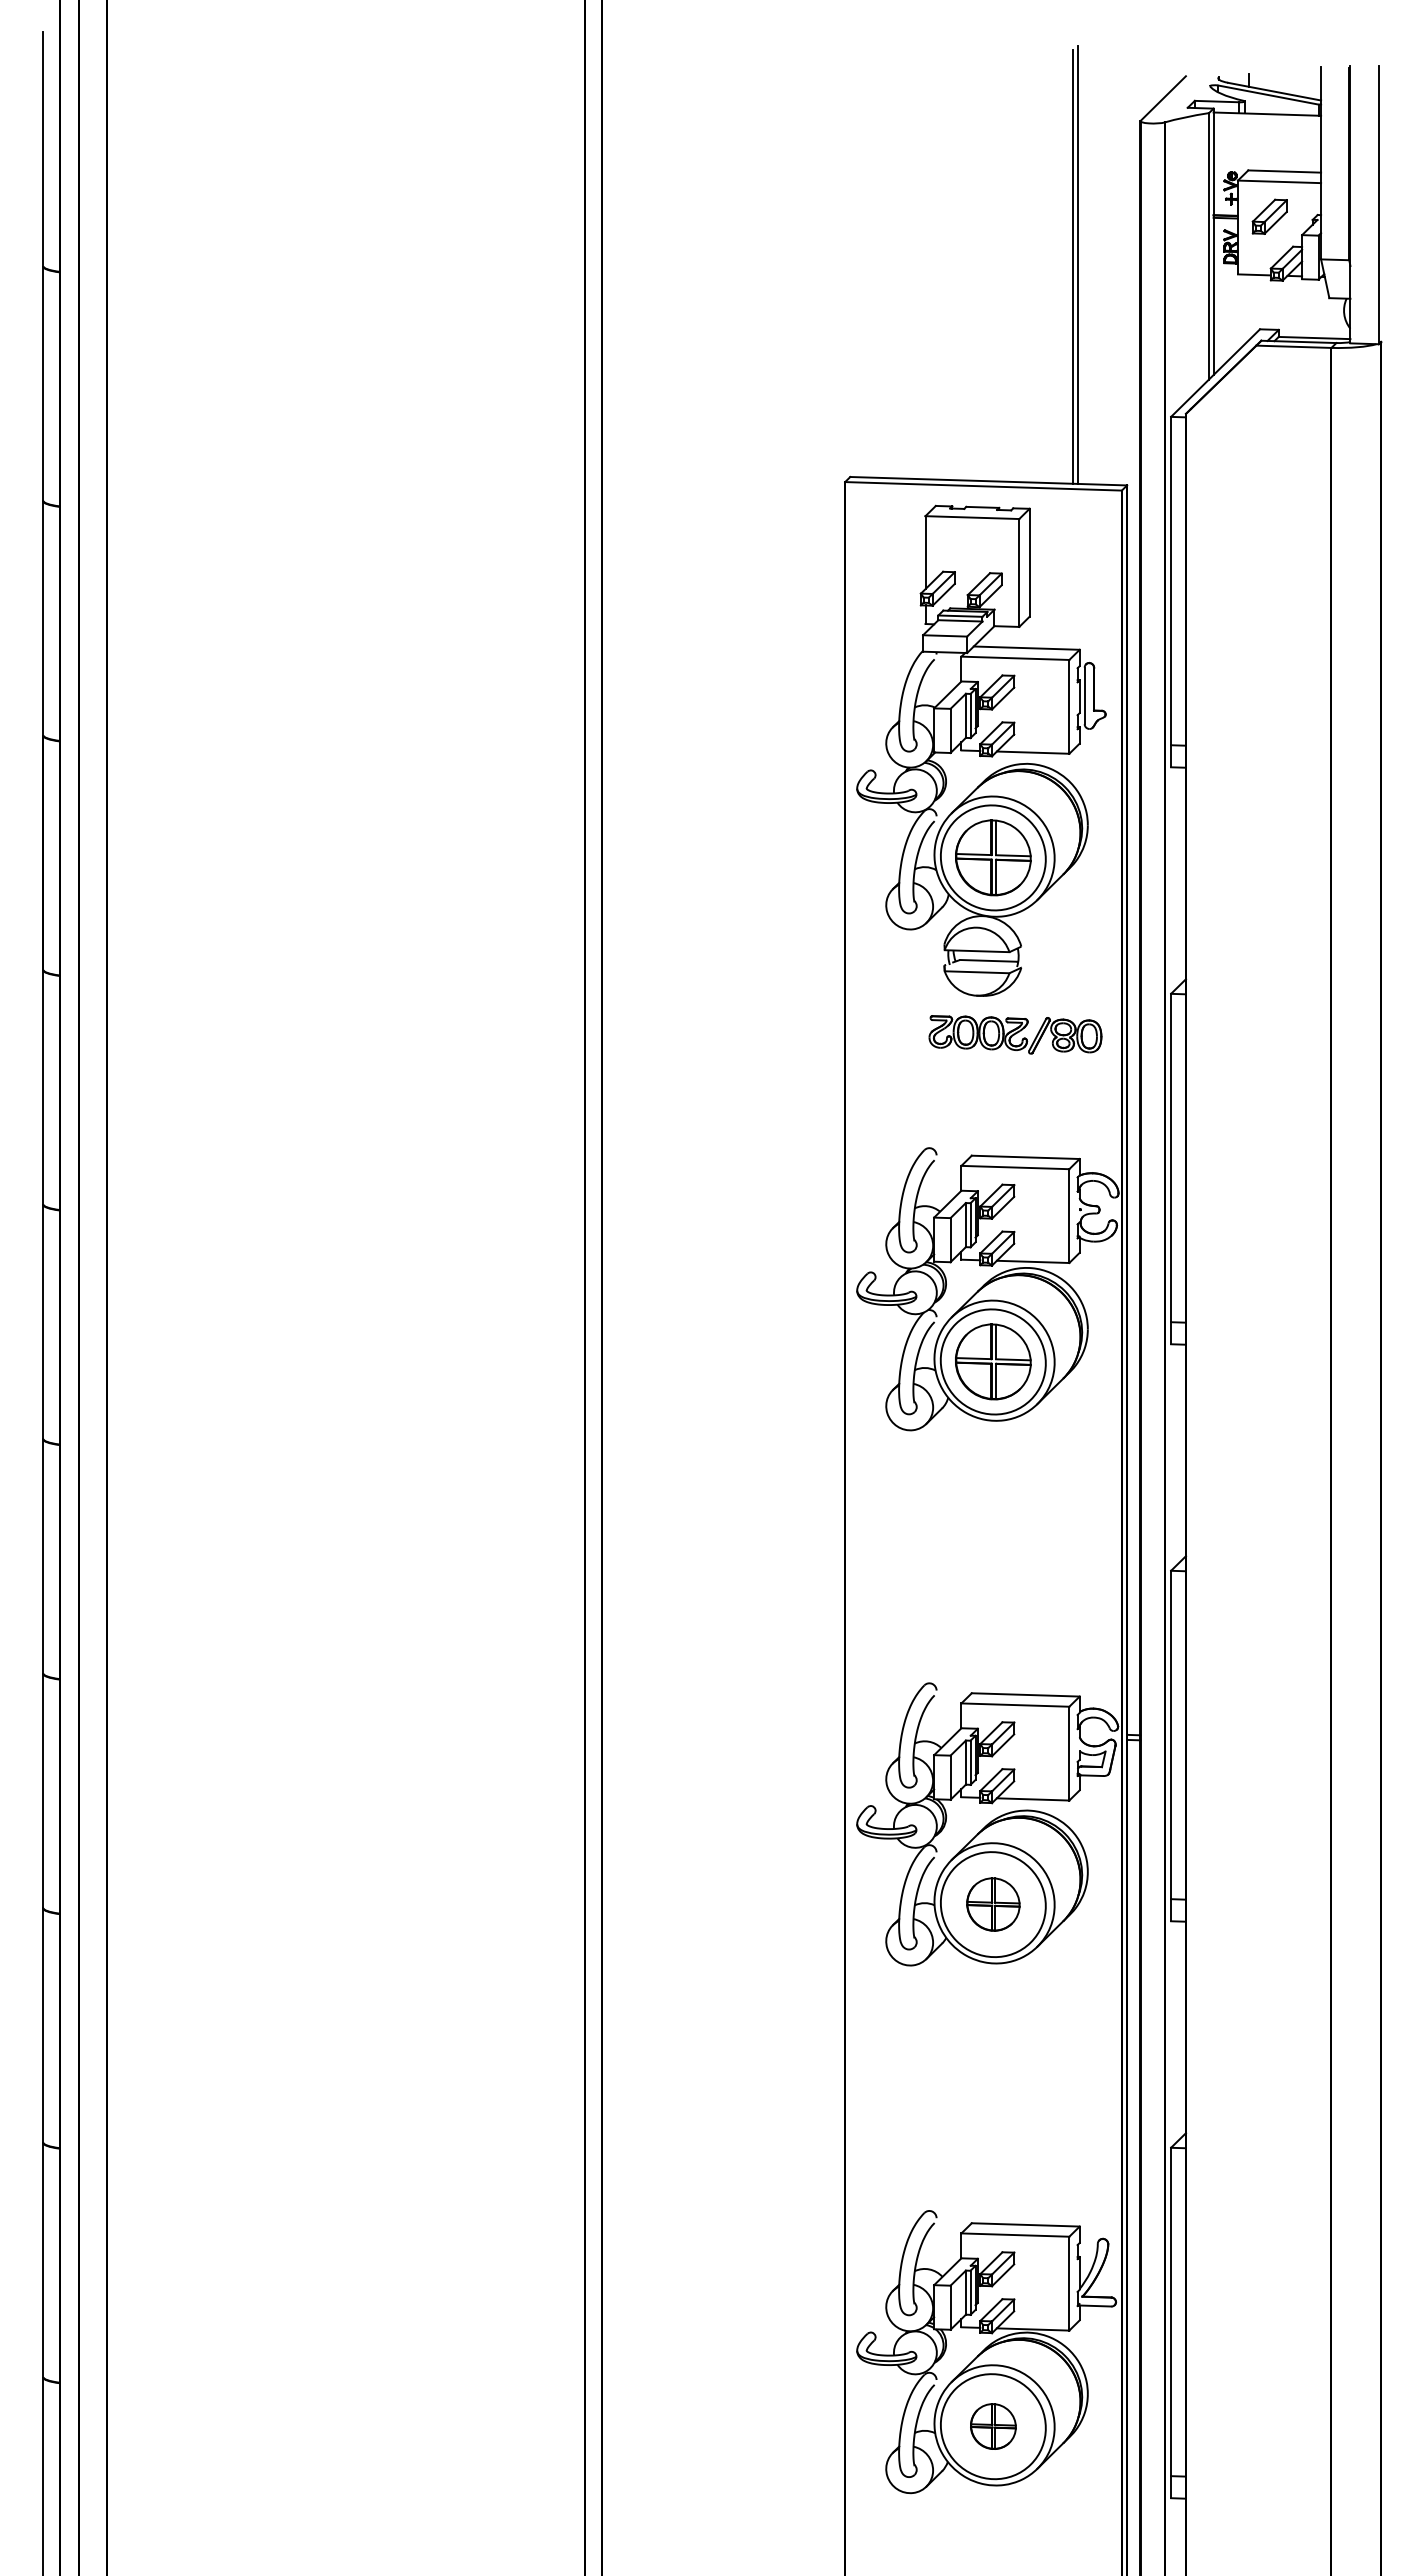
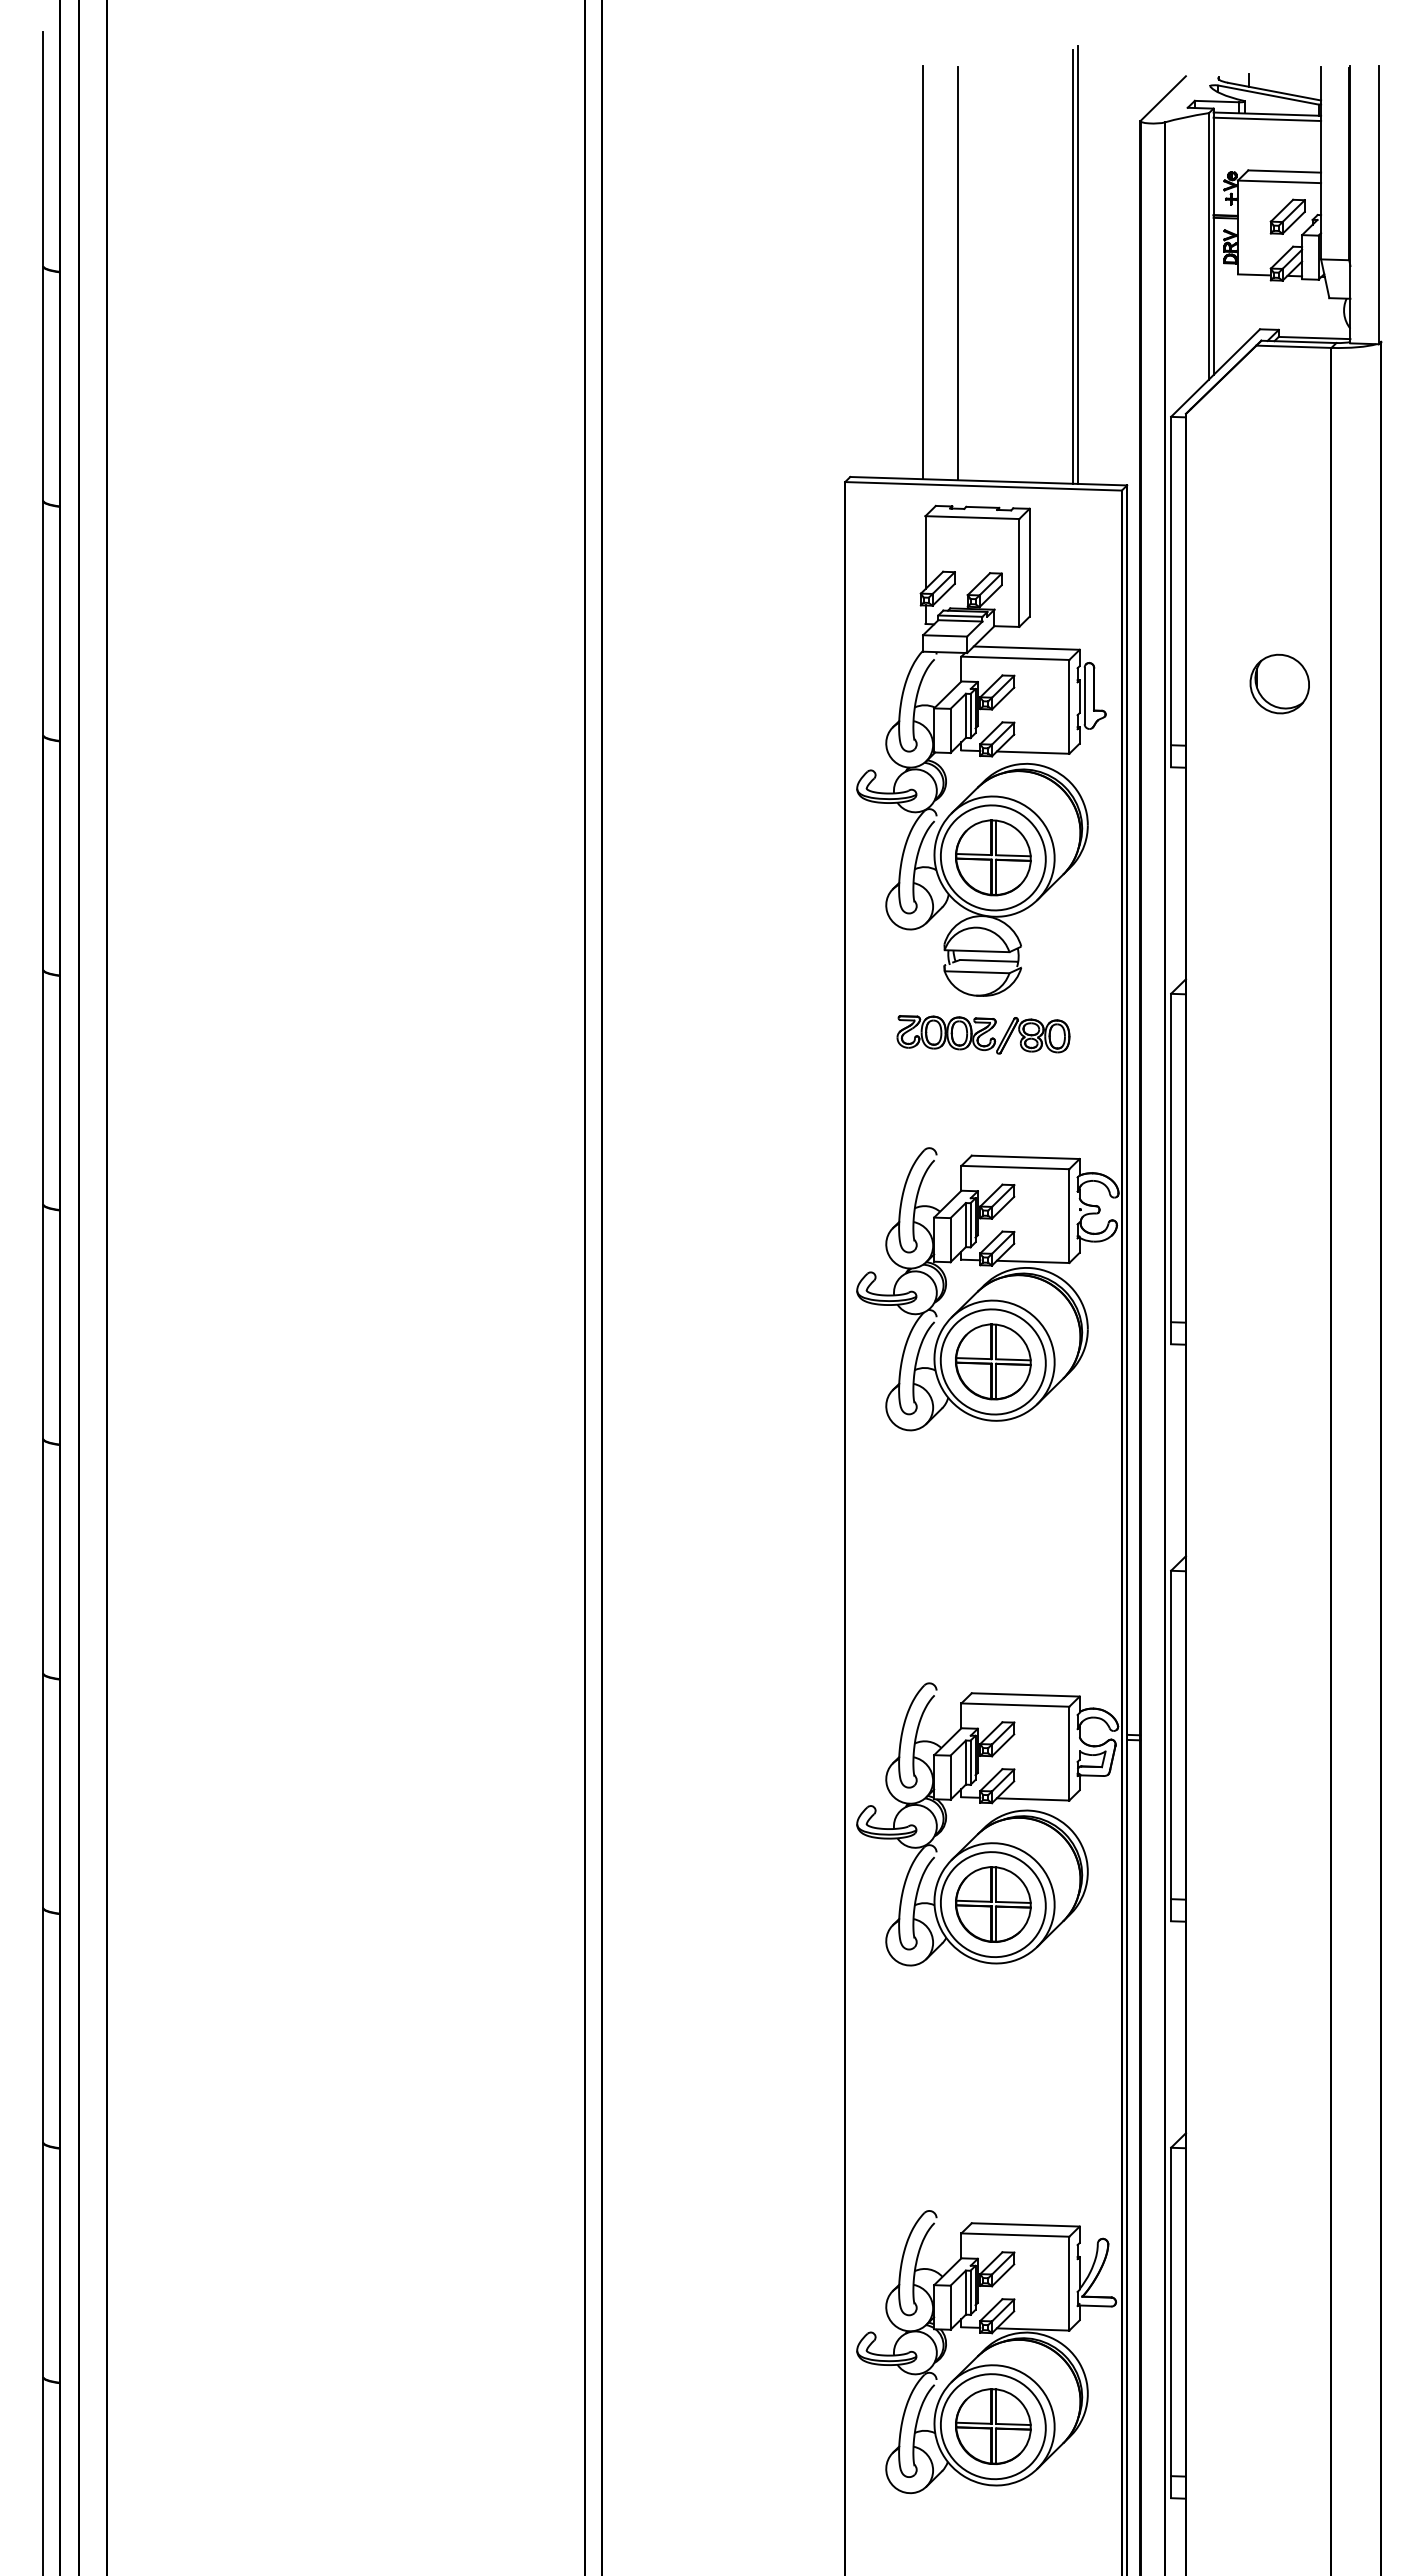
line: none -> present (1267, 119)
part position: (1269, 216) -> (1287, 216) (1287, 216)
line: none -> present (922, 272)
line: none -> present (958, 273)
part: none -> present (1279, 683)
part position: (1015, 1034) -> (983, 1034) (983, 1034)
part size: 55x55 px -> 77x77 px (993, 1904)
part size: 47x47 px -> 77x77 px (993, 2426)
